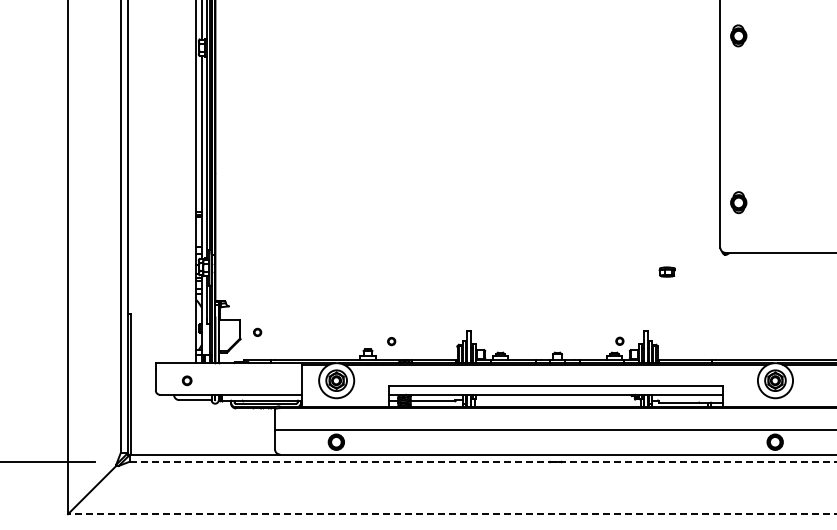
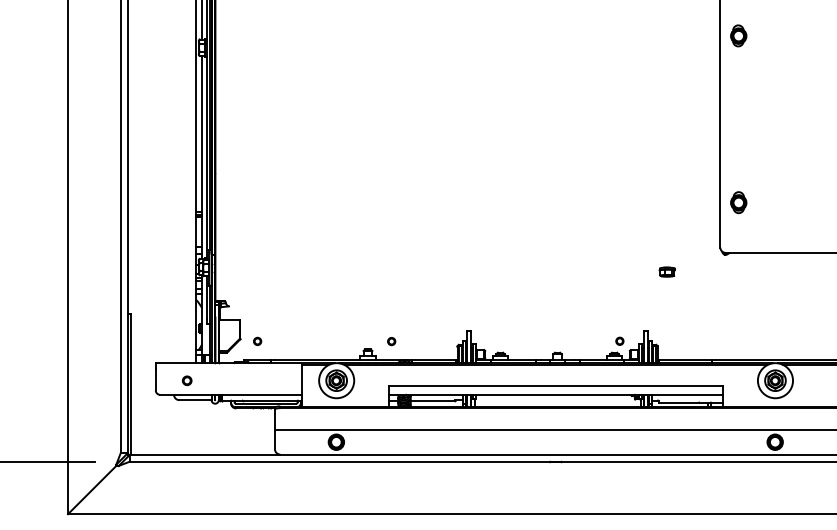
part position: (257, 331) -> (257, 340) (257, 340)
line: dashed -> solid (483, 461)
line: dashed -> solid (451, 514)
